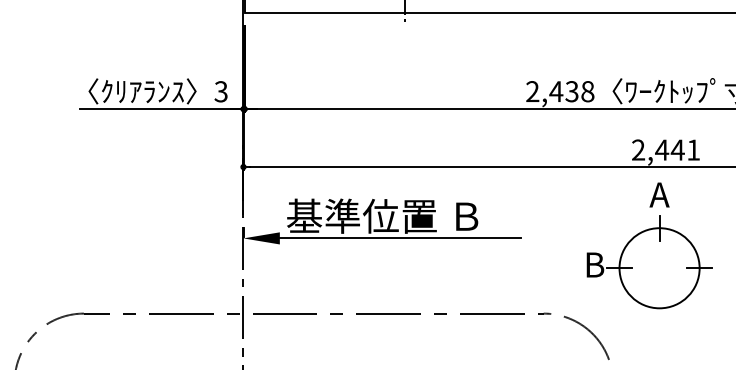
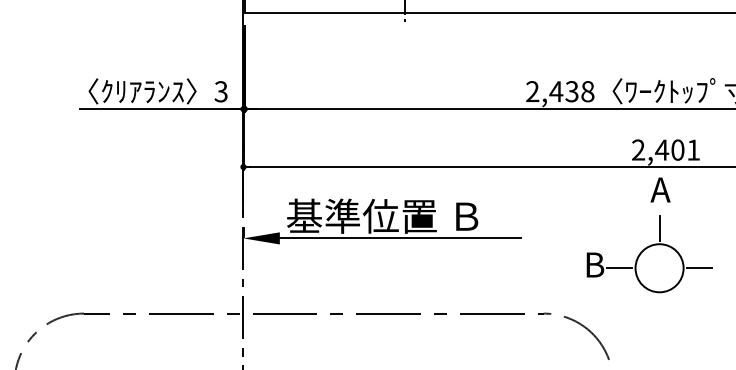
text: 2,441 -> 2,401 (677, 149)
text position: (659, 194) -> (660, 189) (660, 189)
circle diameter: 80 px -> 48 px (659, 268)
